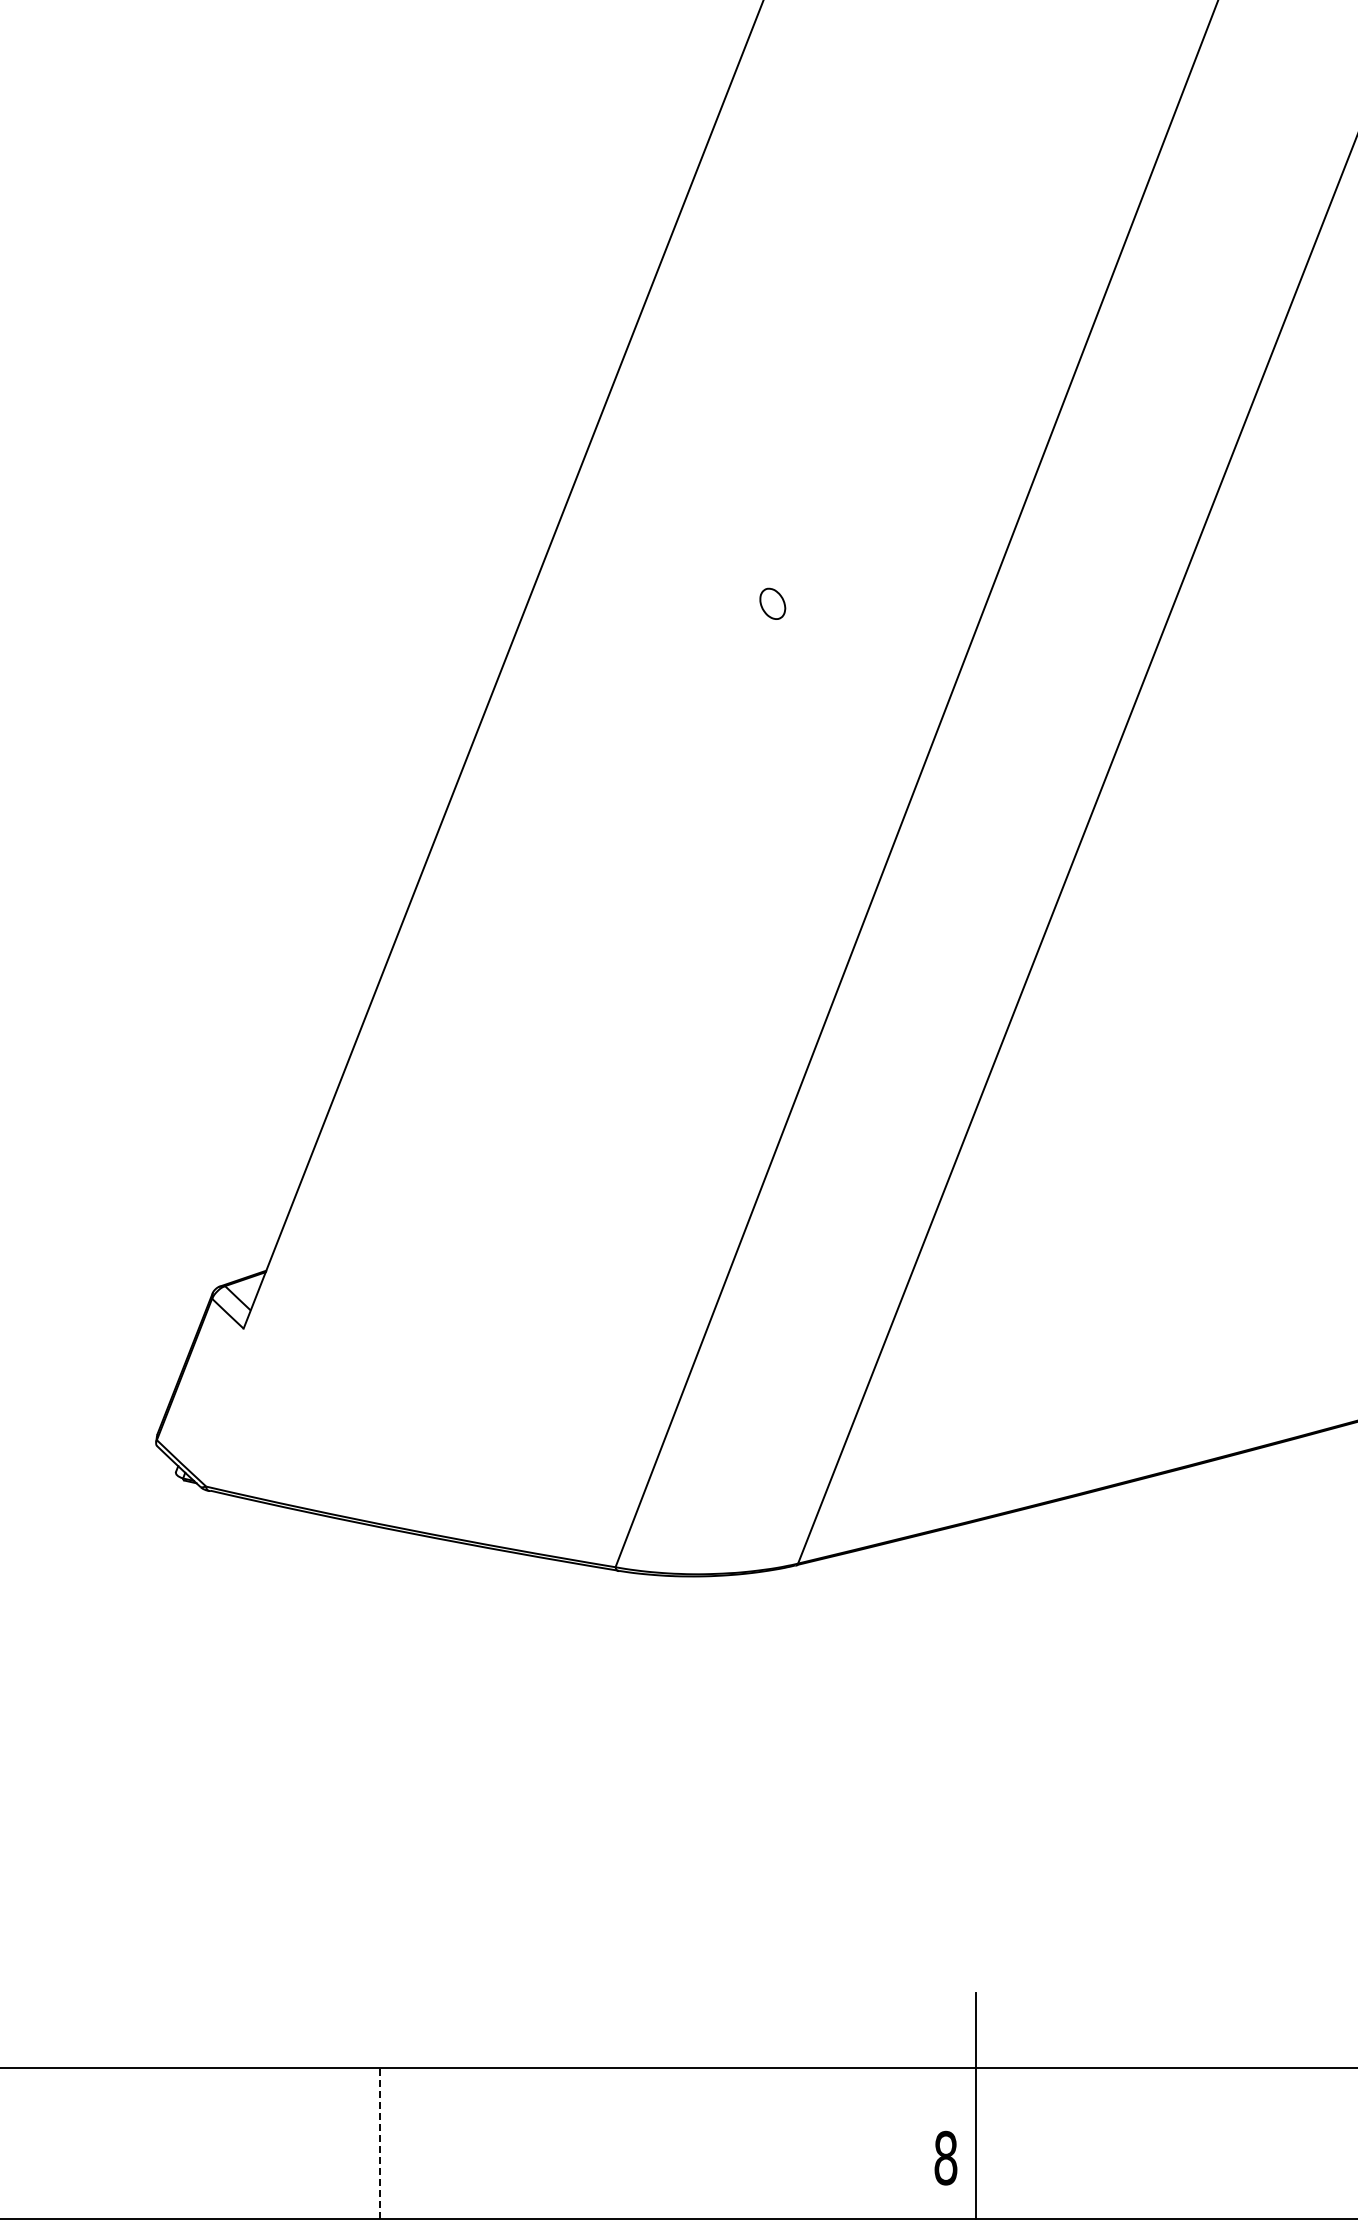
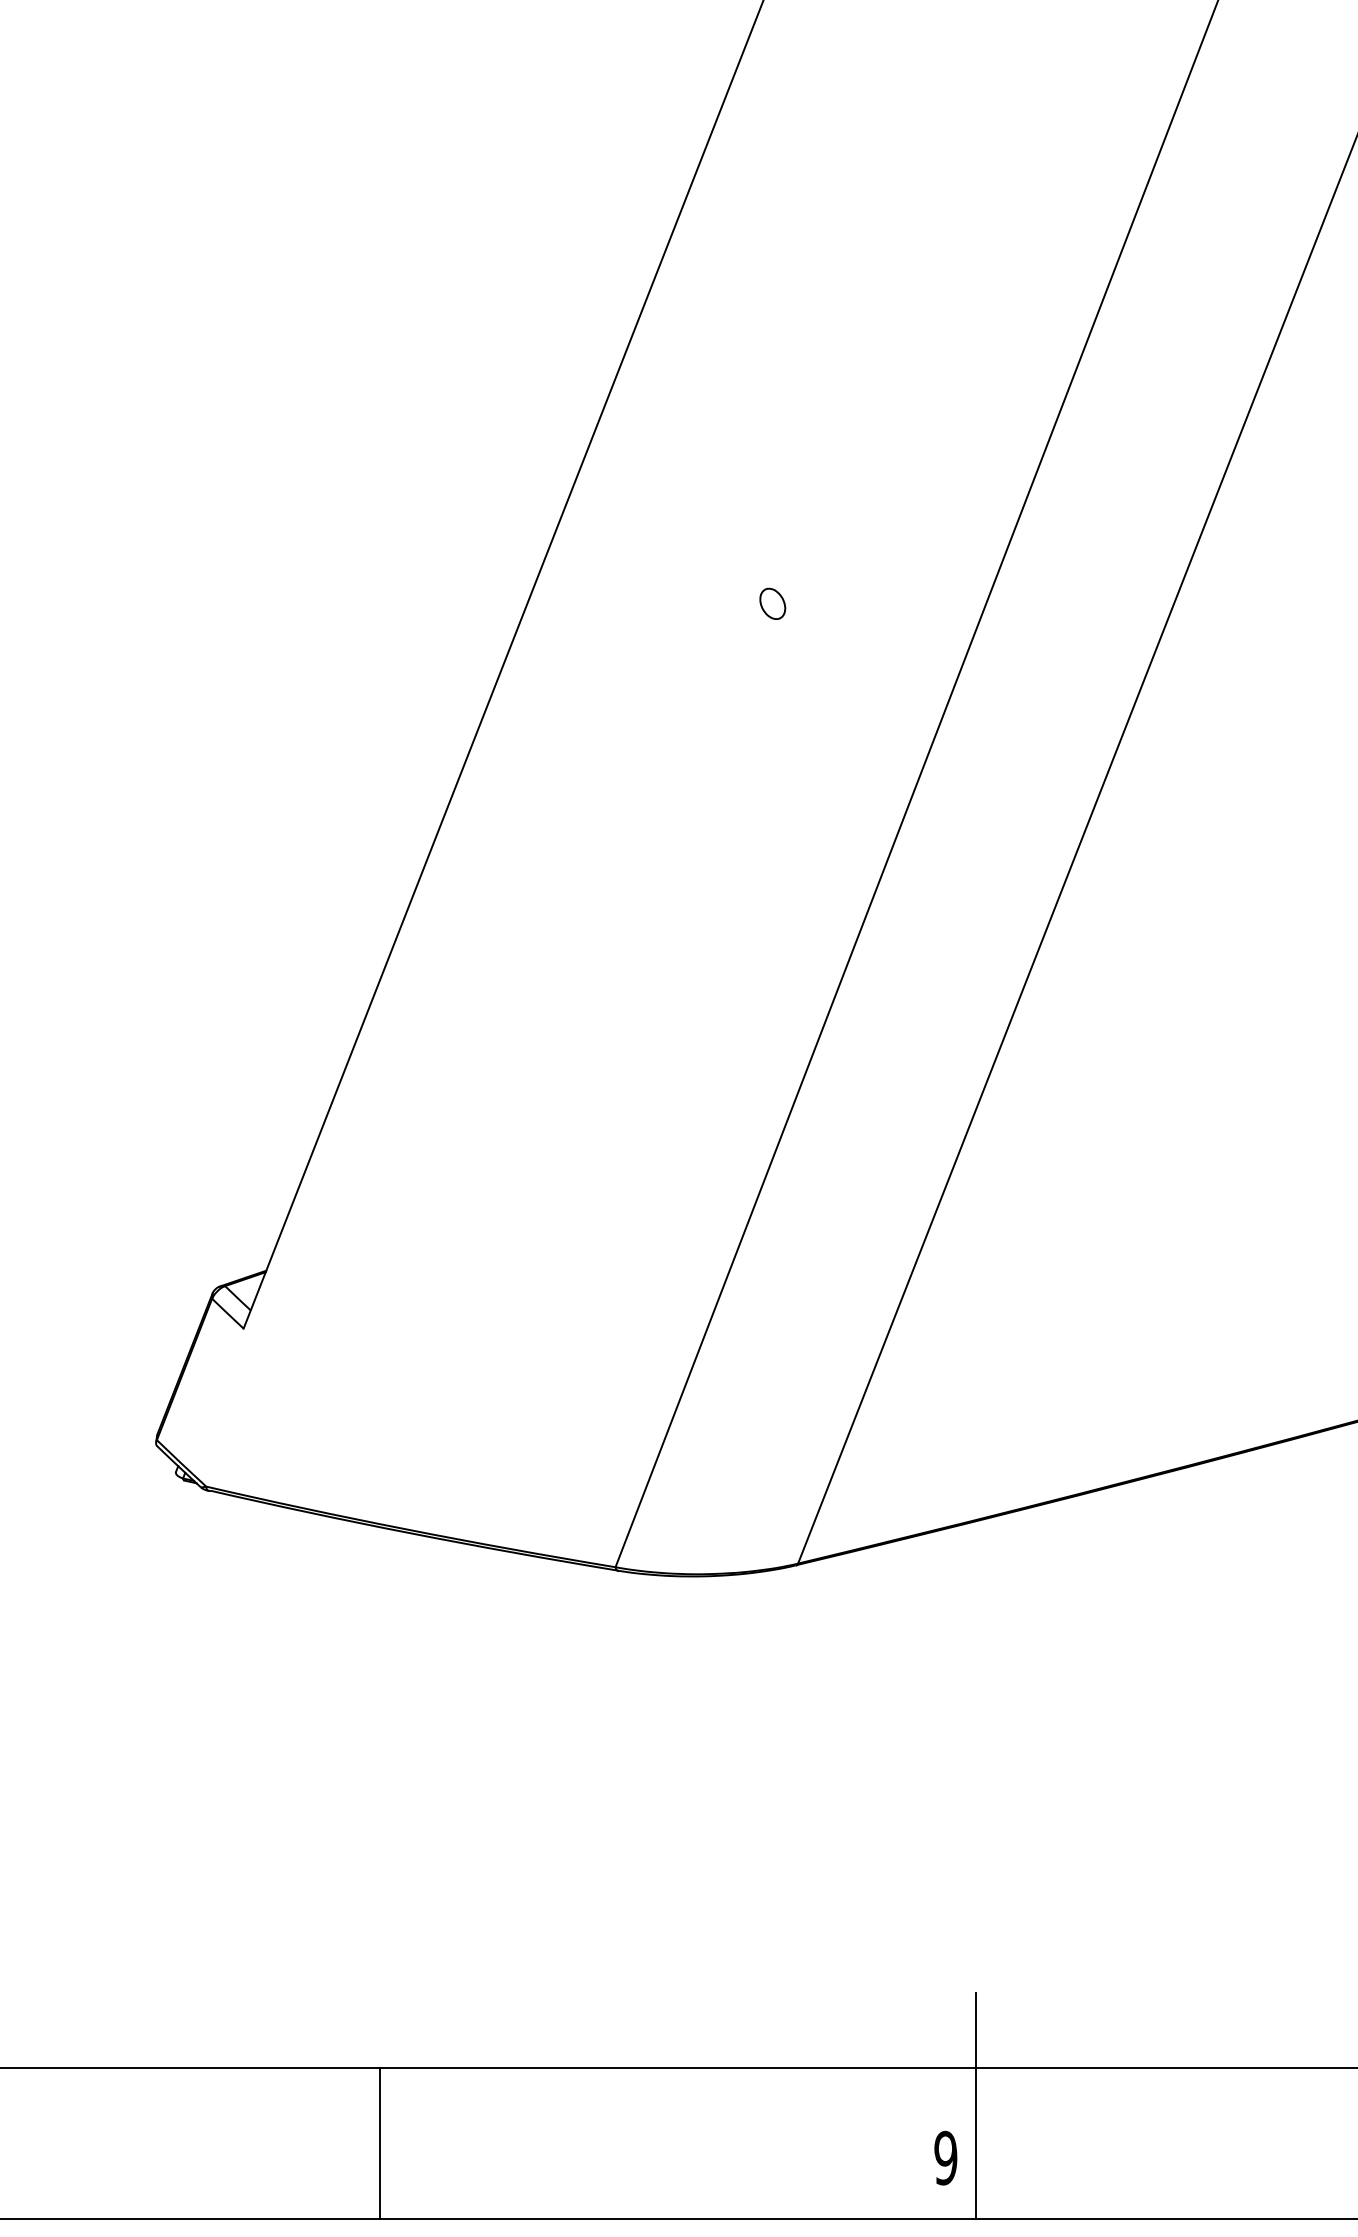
line: dashed -> solid (380, 2143)
text: 8 -> 9 (945, 2158)
